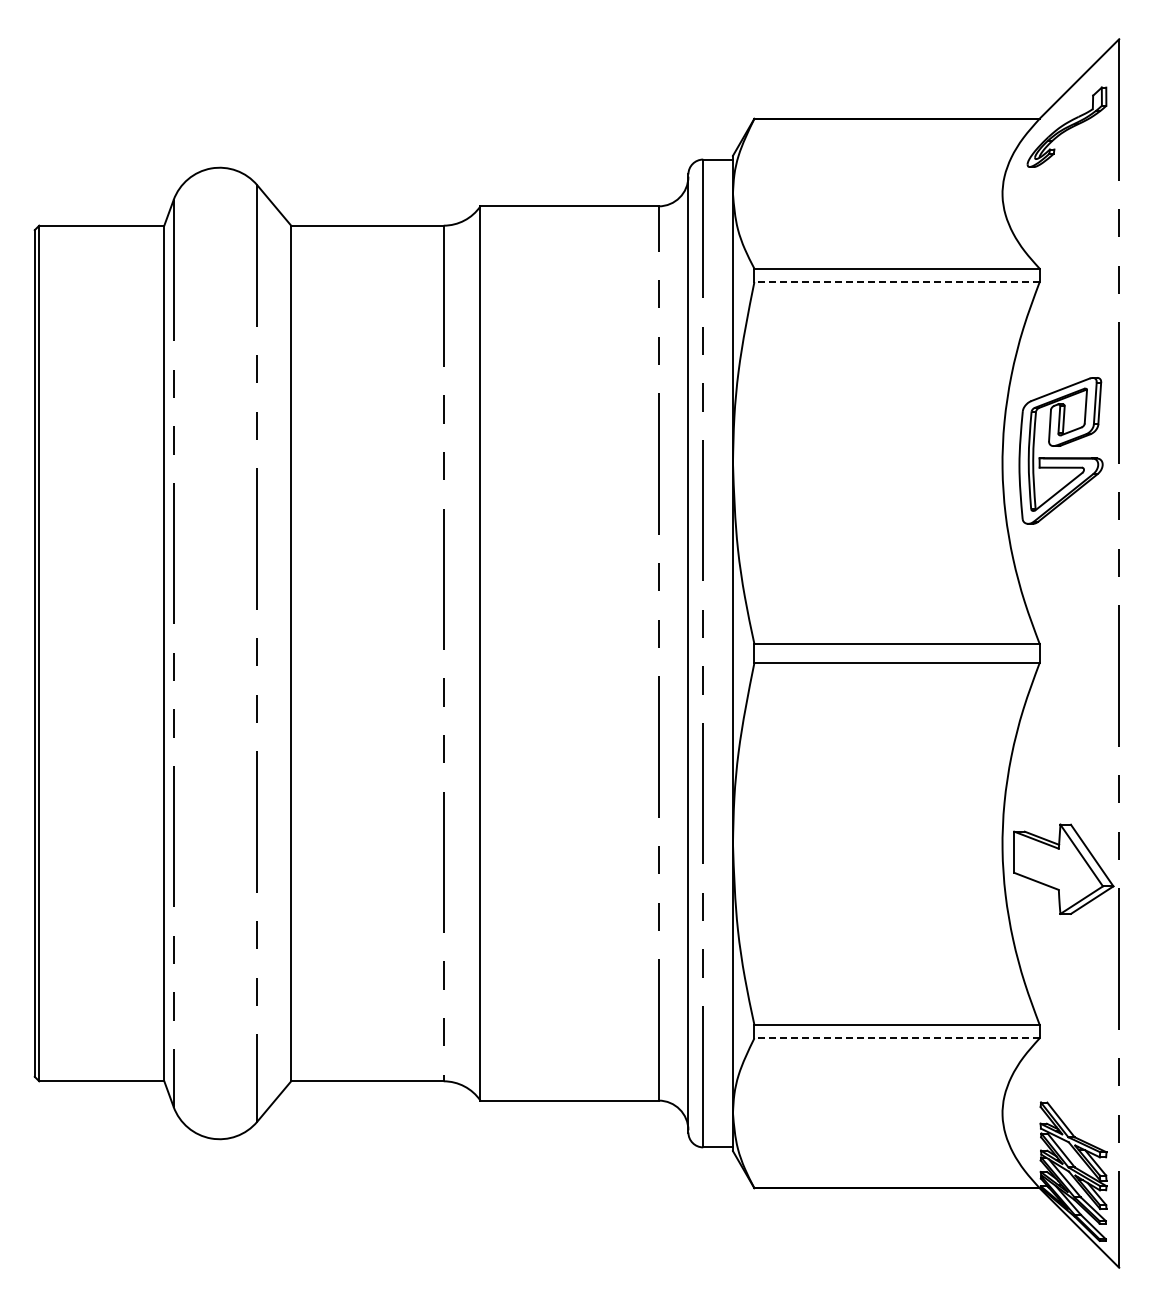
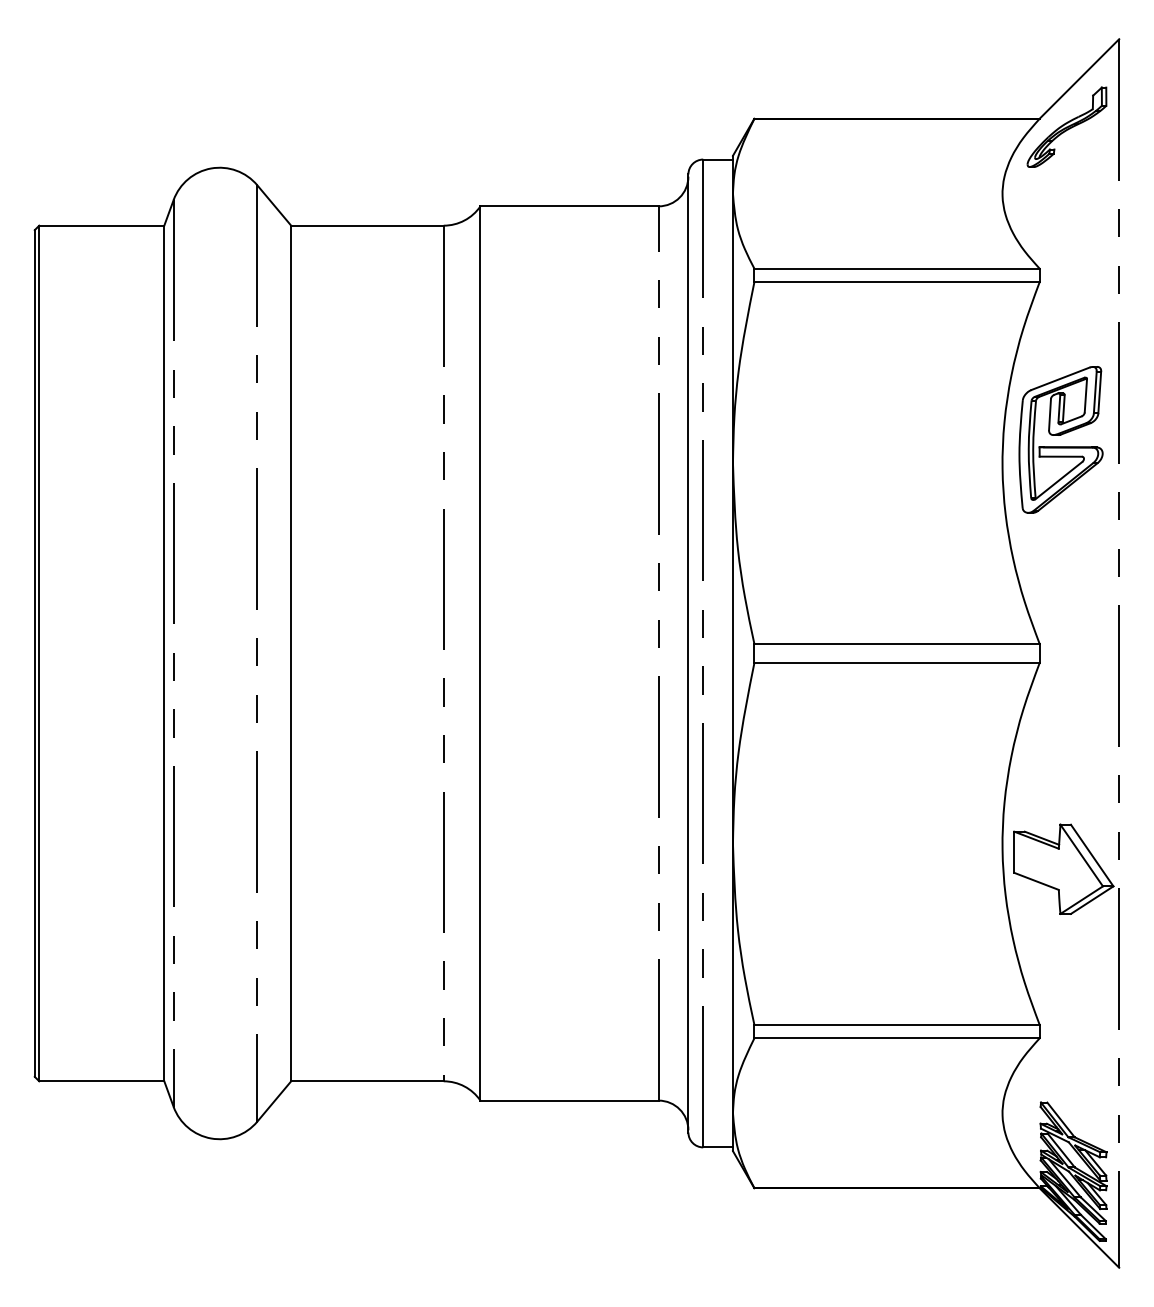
line: dashed -> solid (897, 282)
part position: (1060, 450) -> (1060, 439) (1060, 439)
line: dashed -> solid (897, 1038)
